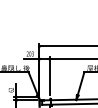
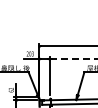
line: solid -> dashed (73, 59)
